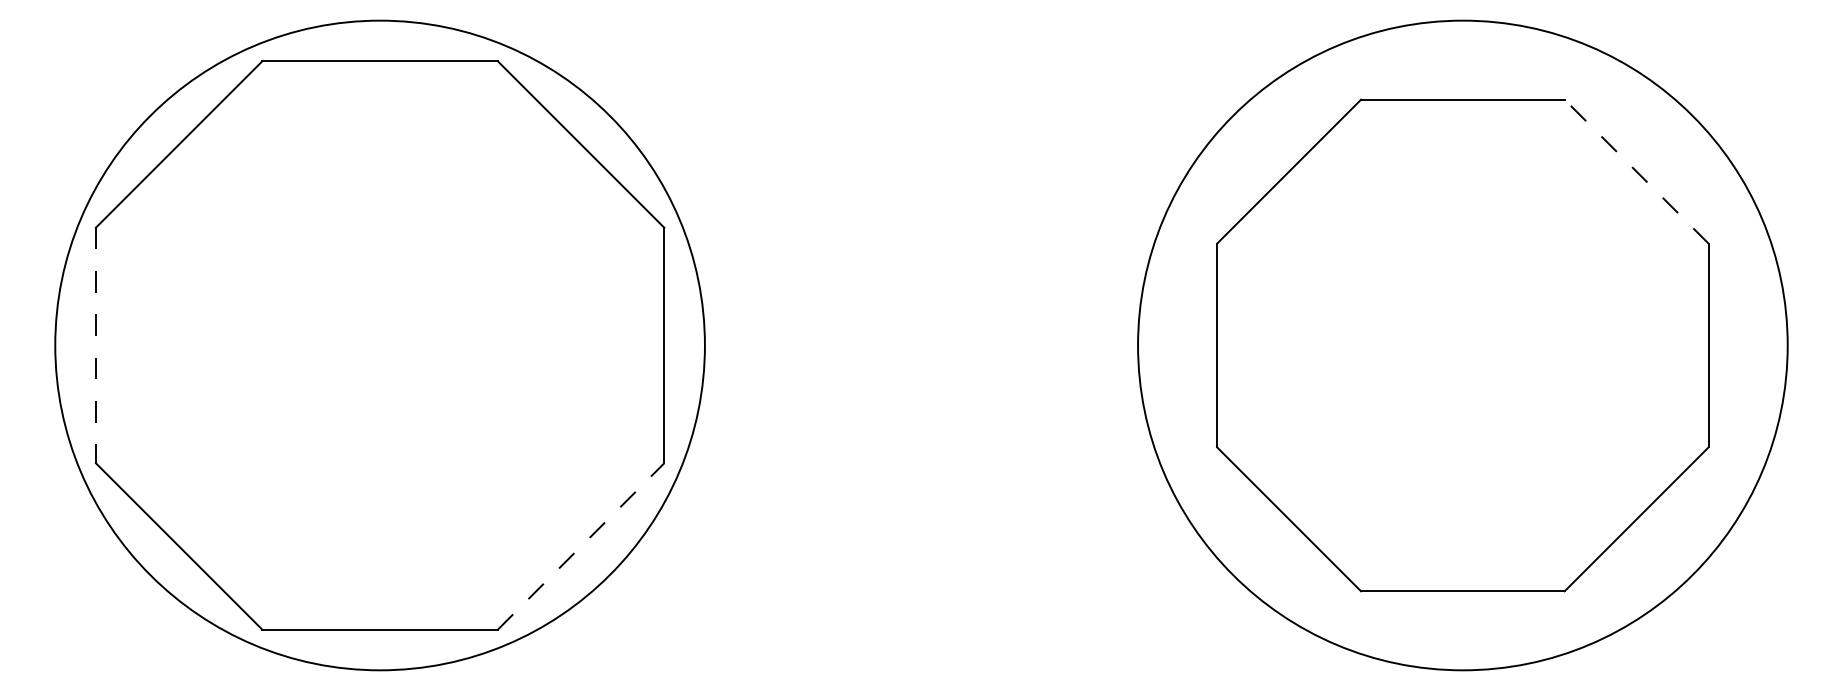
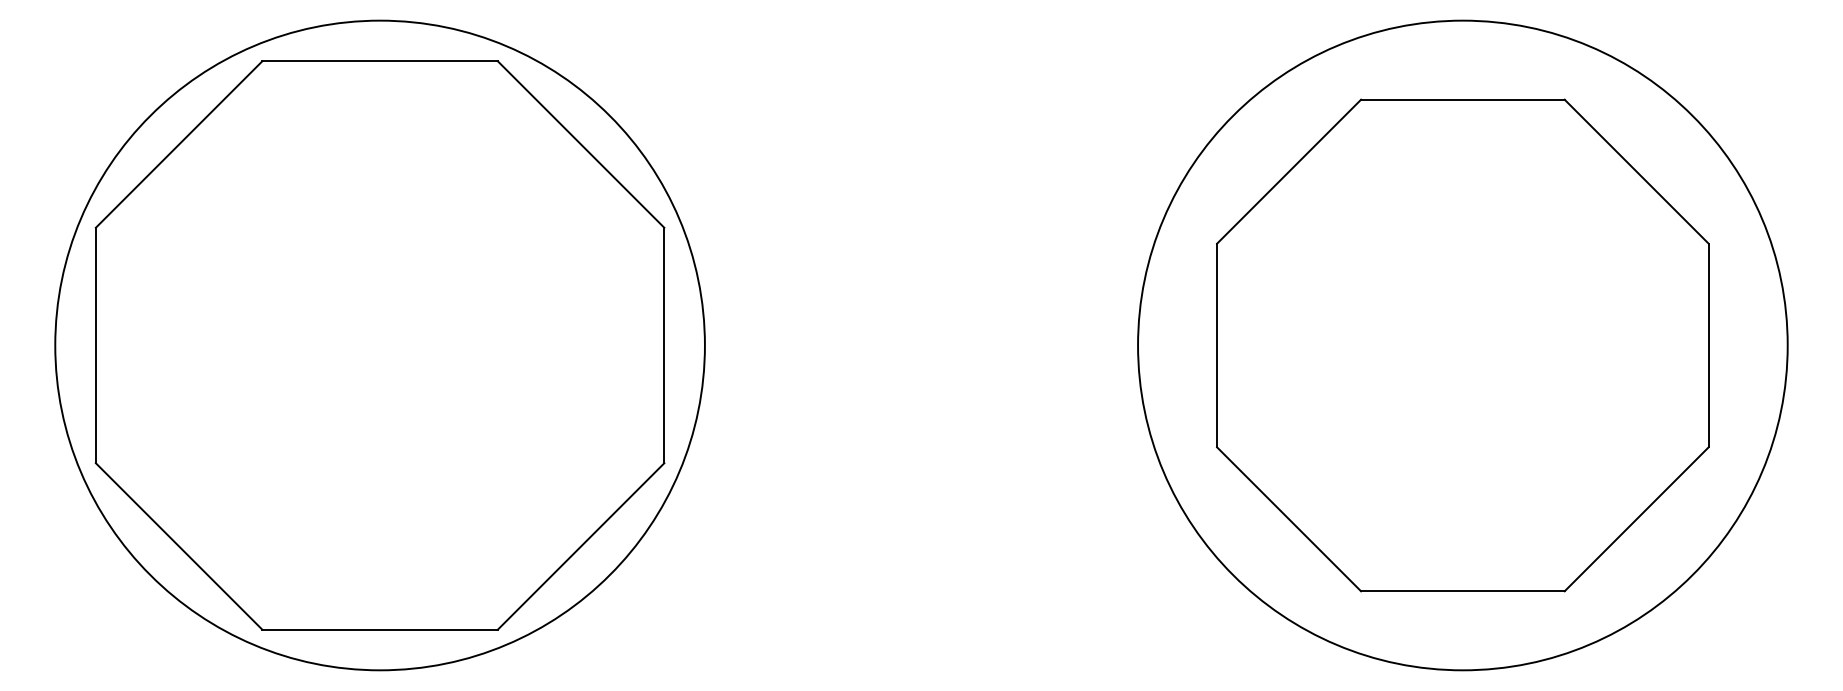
line: dashed -> solid (1636, 171)
line: dashed -> solid (95, 345)
line: dashed -> solid (581, 546)
